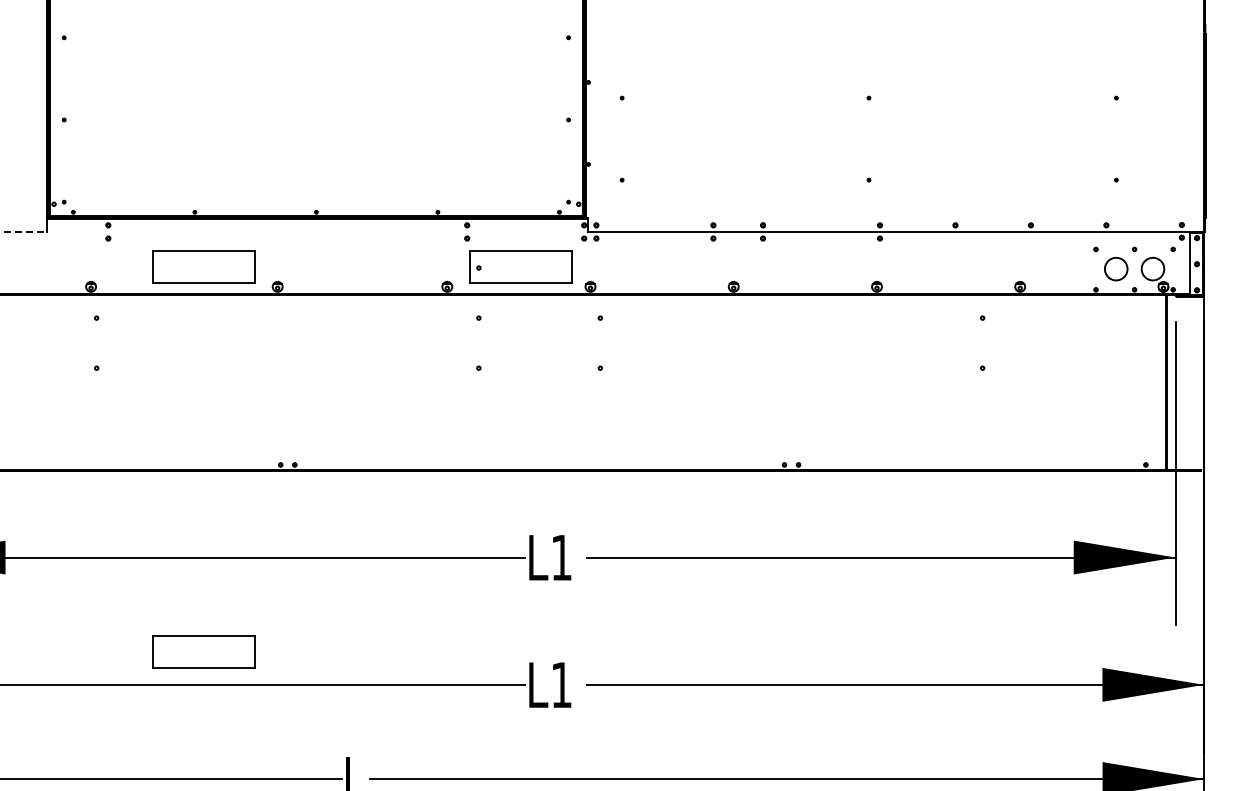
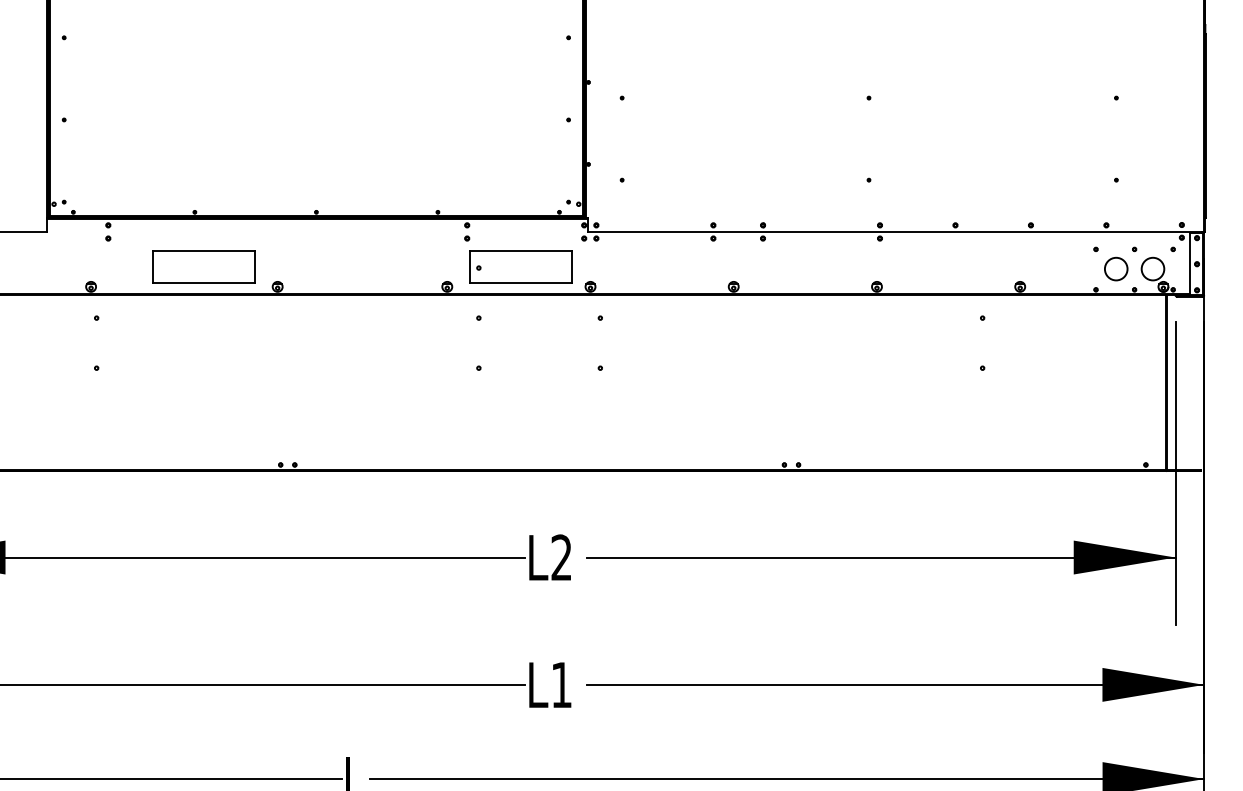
line: dashed -> solid (24, 231)
text: L1 -> L2 (561, 557)
part: present -> none (203, 651)
